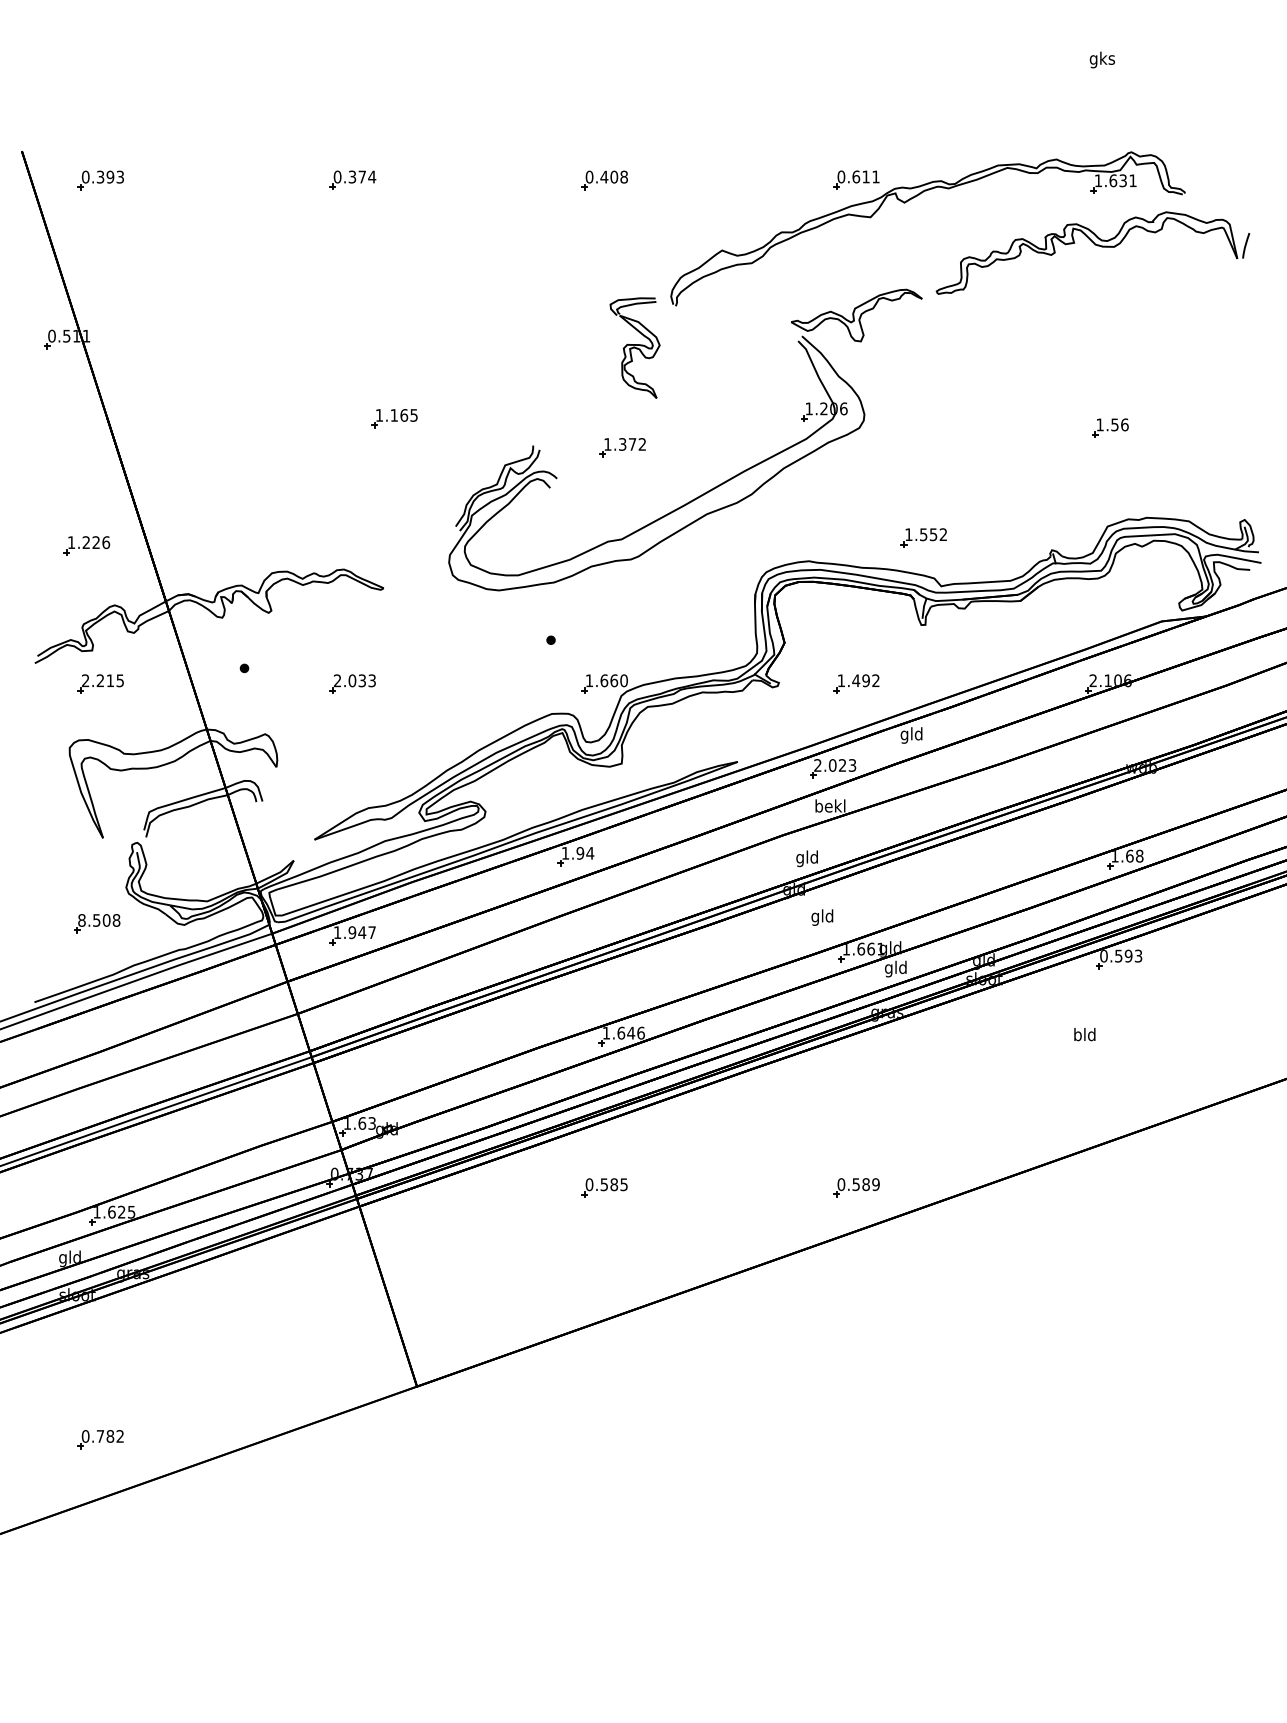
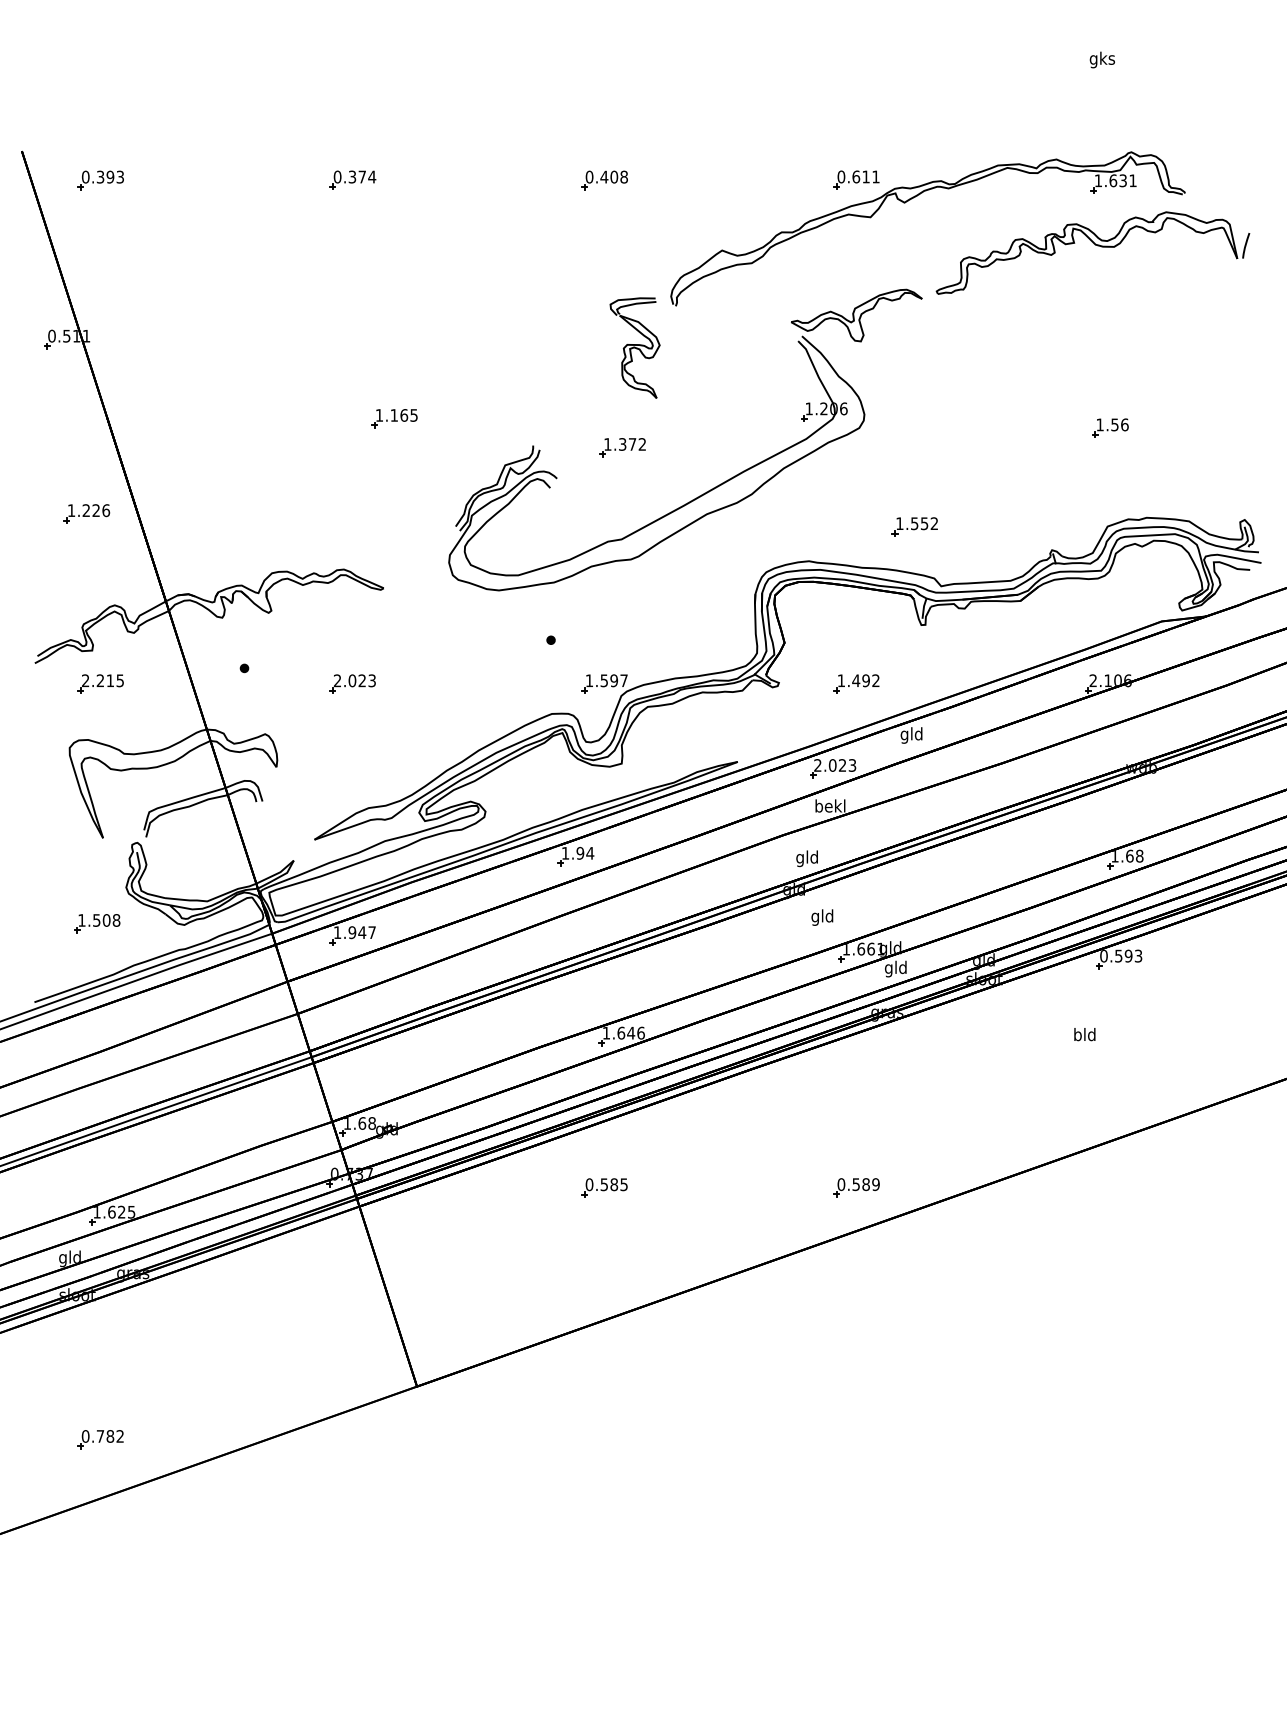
part position: (923, 537) -> (914, 526) (914, 526)
part position: (86, 545) -> (86, 513) (86, 513)
text: 2.033 -> 2.023 (361, 680)
text: 1.660 -> 1.597 (613, 680)
text: 8.508 -> 1.508 (81, 920)
text: 1.63 -> 1.68 (371, 1123)
